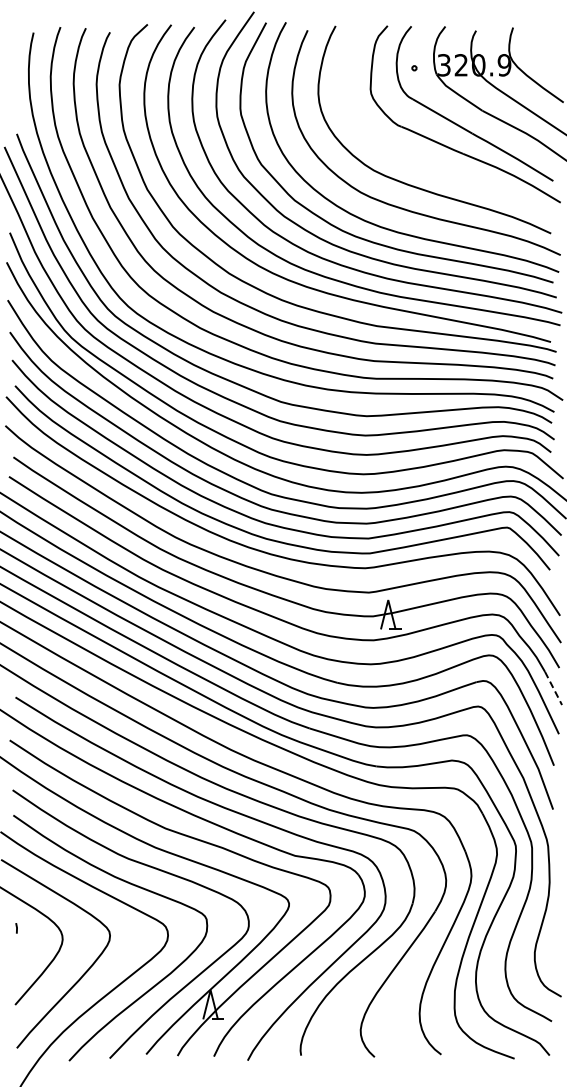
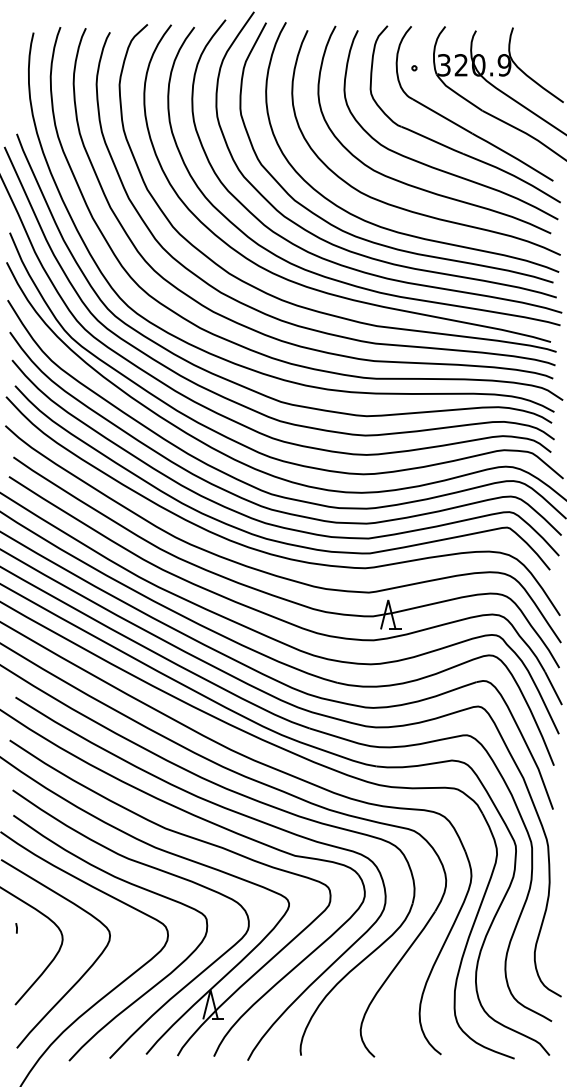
curve: none -> present (433, 166)
line: dashed -> solid (553, 688)
